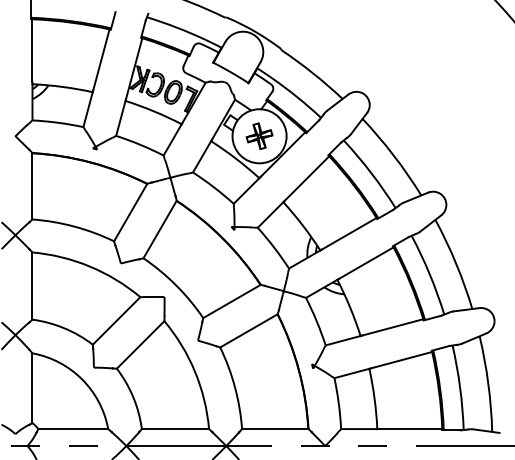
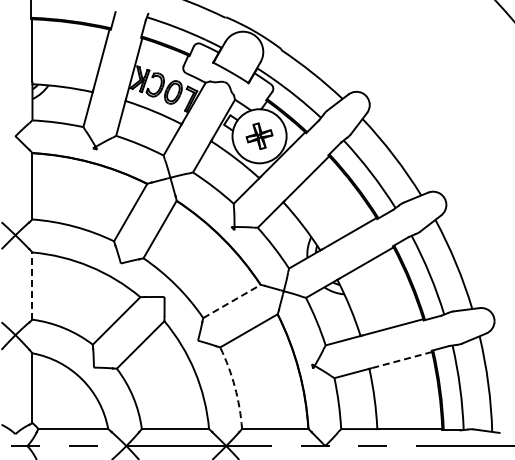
line: solid -> dashed (32, 286)
line: solid -> dashed (232, 301)
line: solid -> dashed (401, 360)
arc: solid -> dashed (234, 387)
